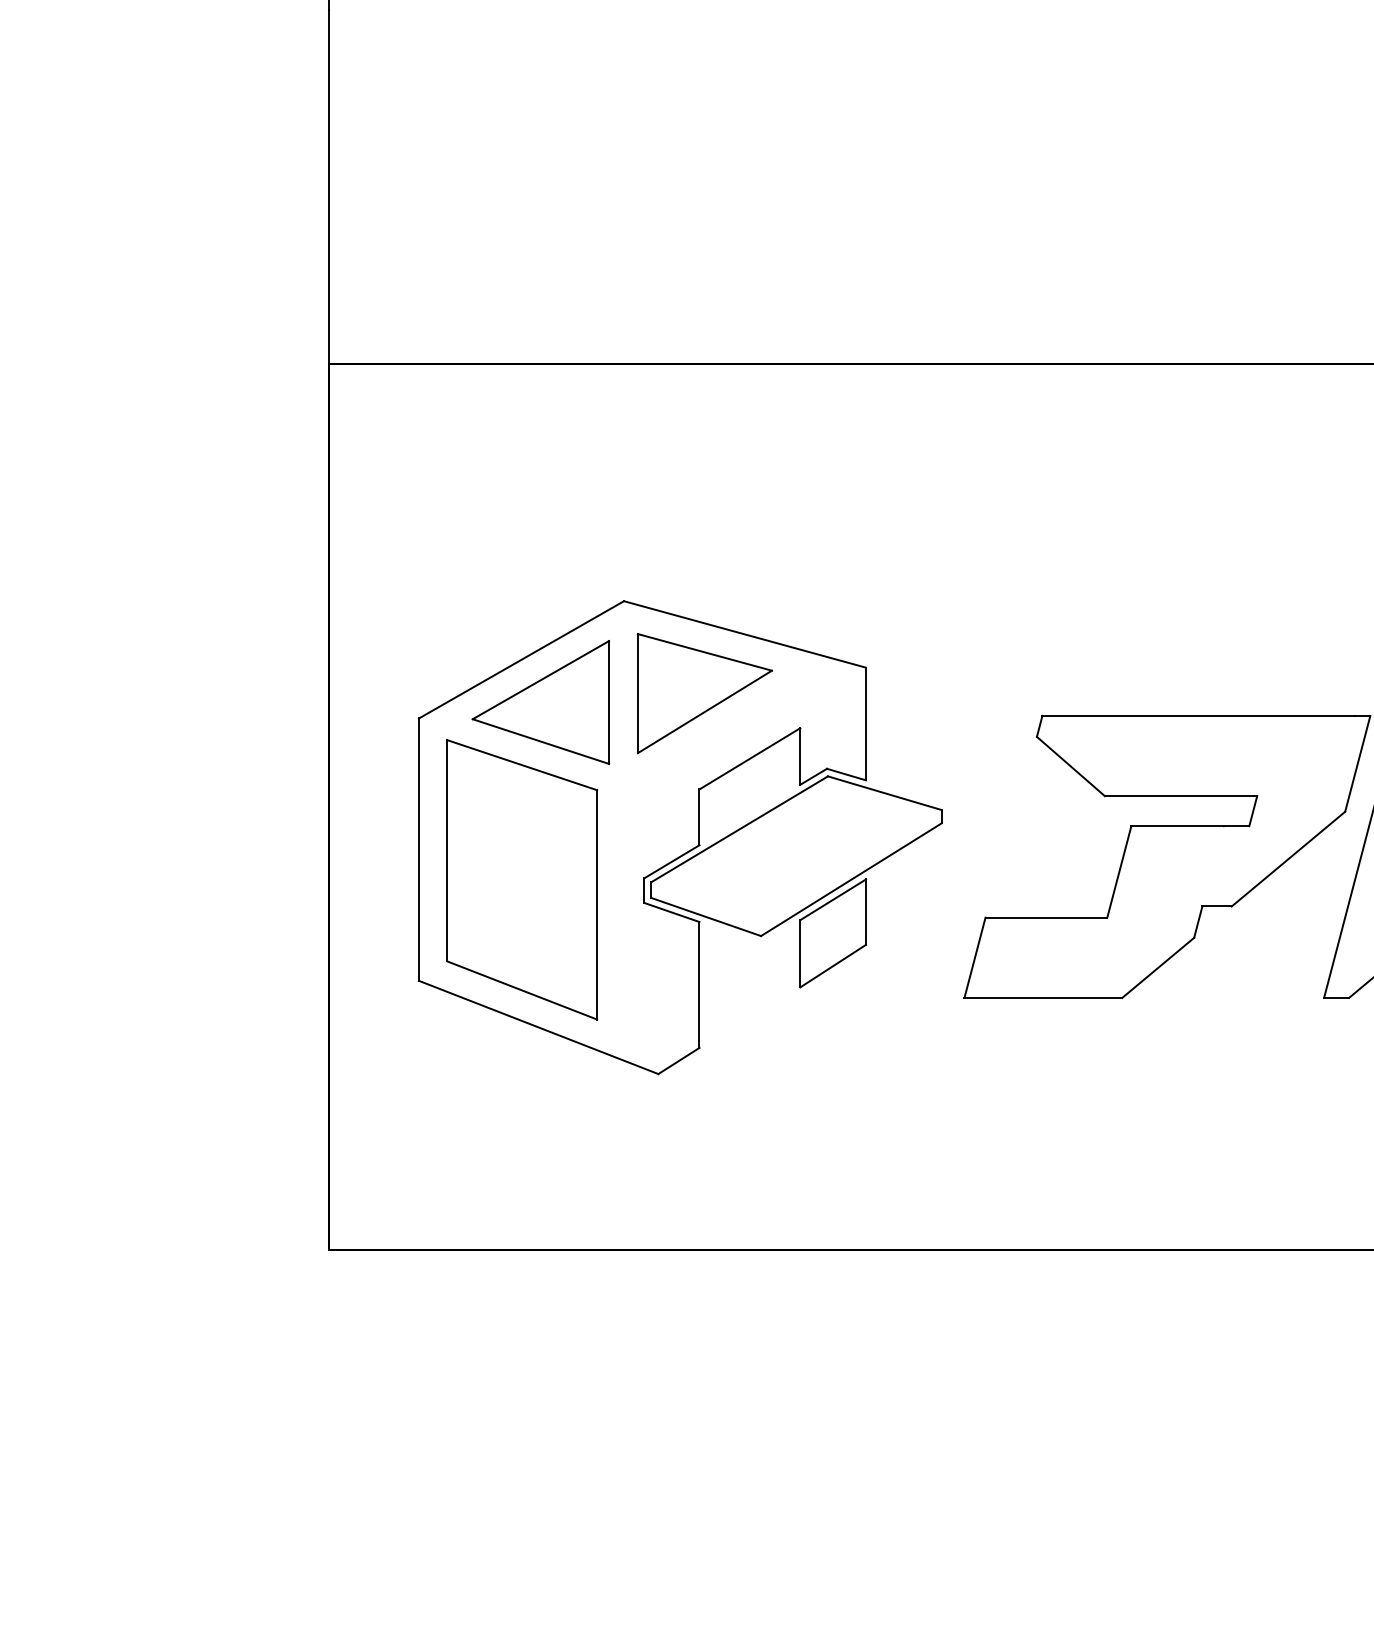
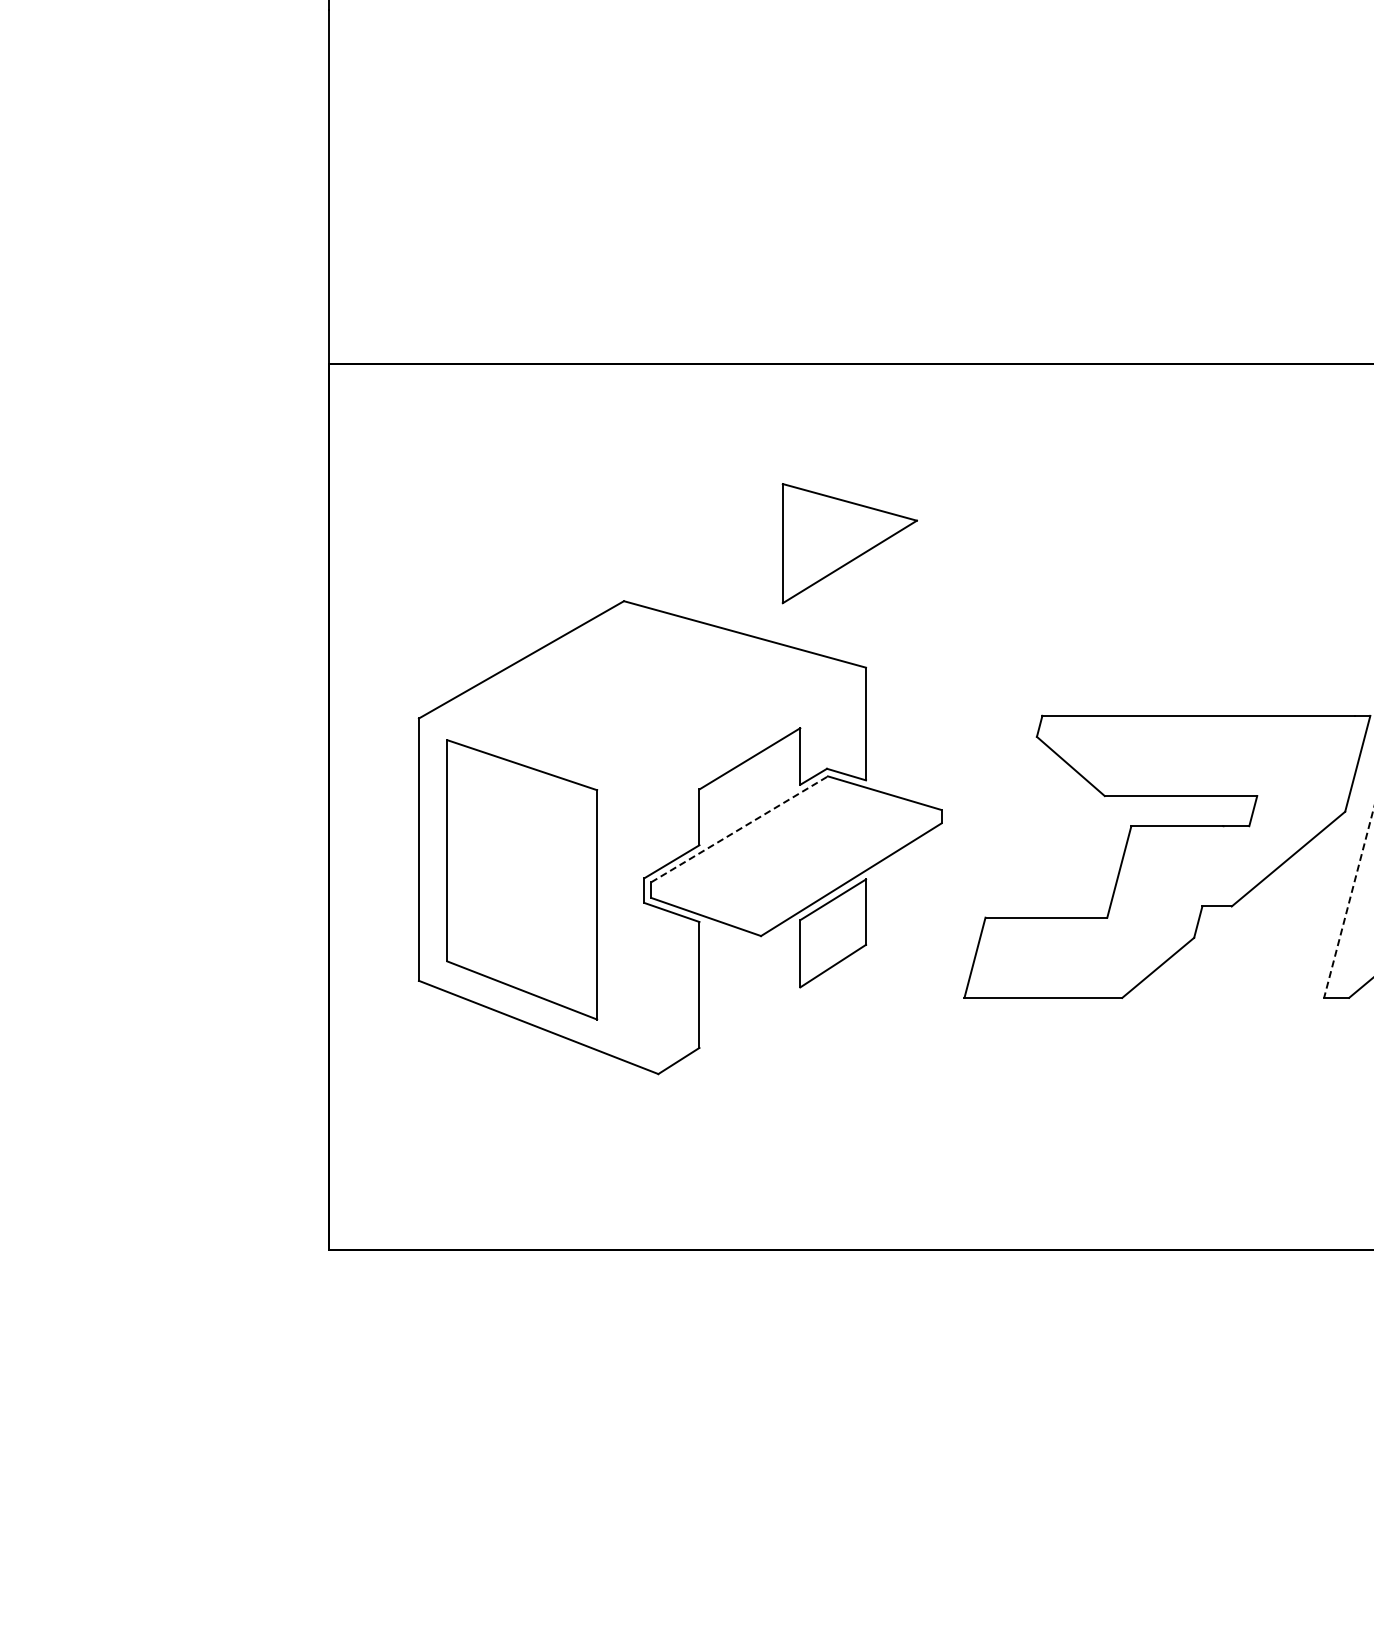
part position: (704, 693) -> (849, 543) (849, 543)
part: present -> none (540, 702)
line: solid -> dashed (739, 829)
line: solid -> dashed (1348, 903)
